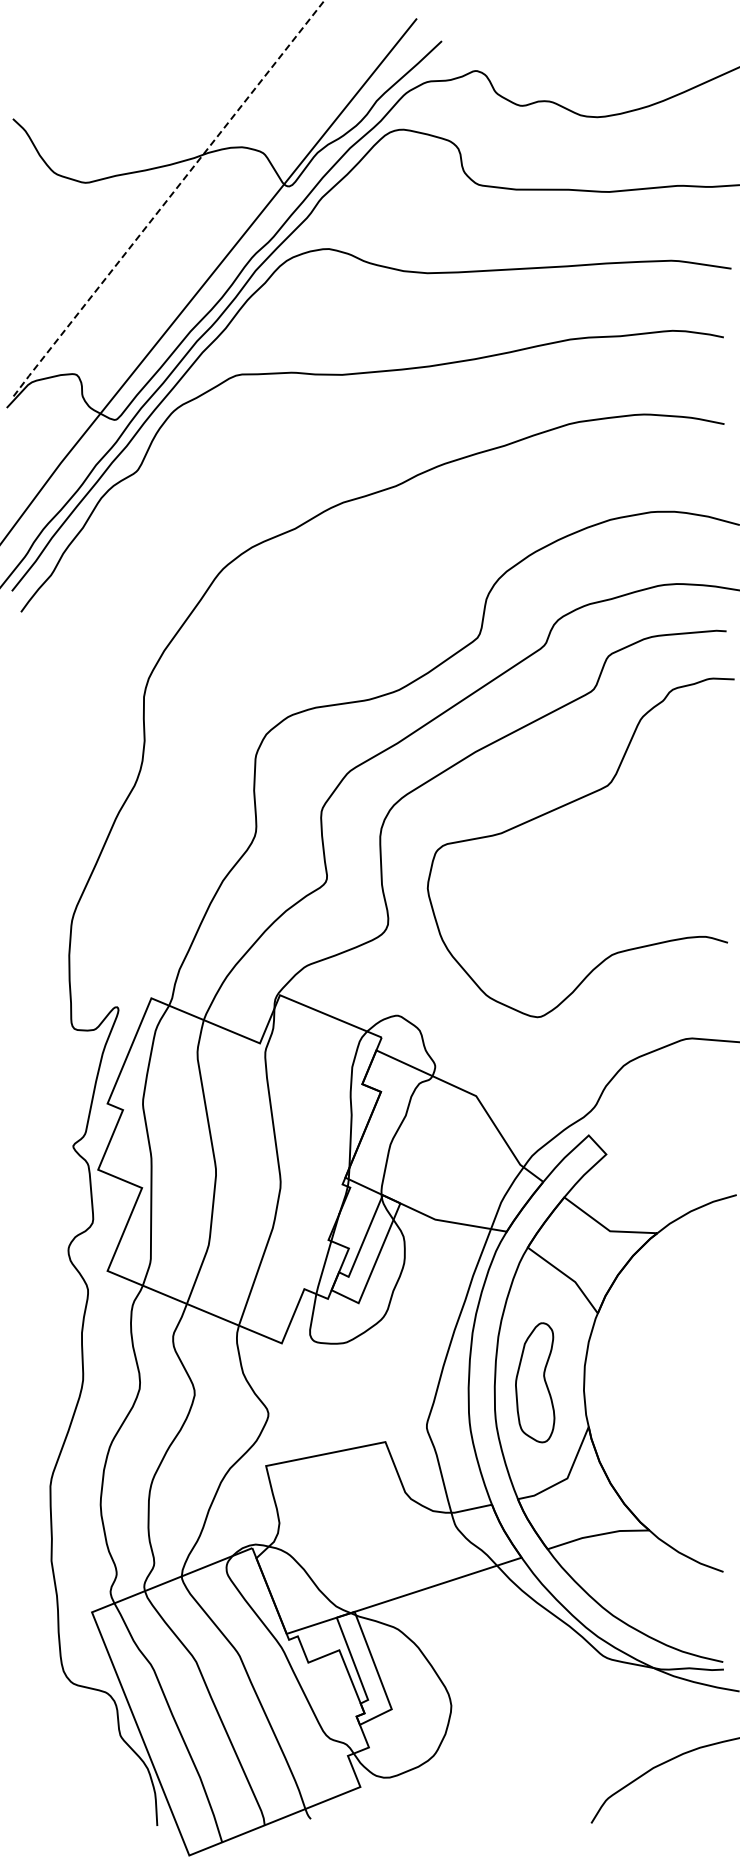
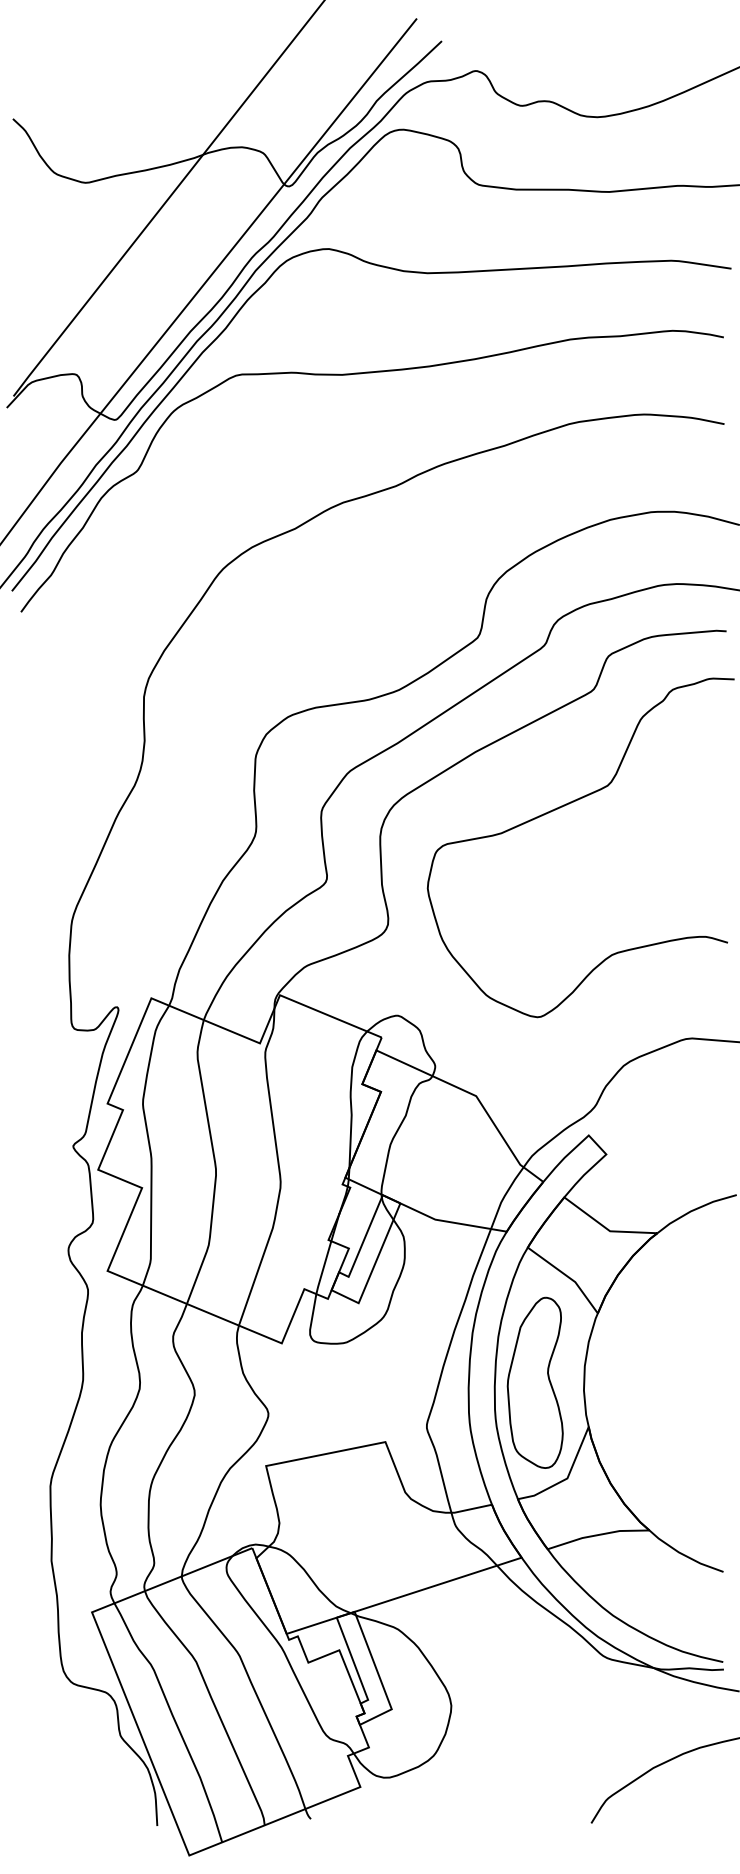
line: dashed -> solid (168, 198)
part size: 41x122 px -> 58x173 px (534, 1382)
